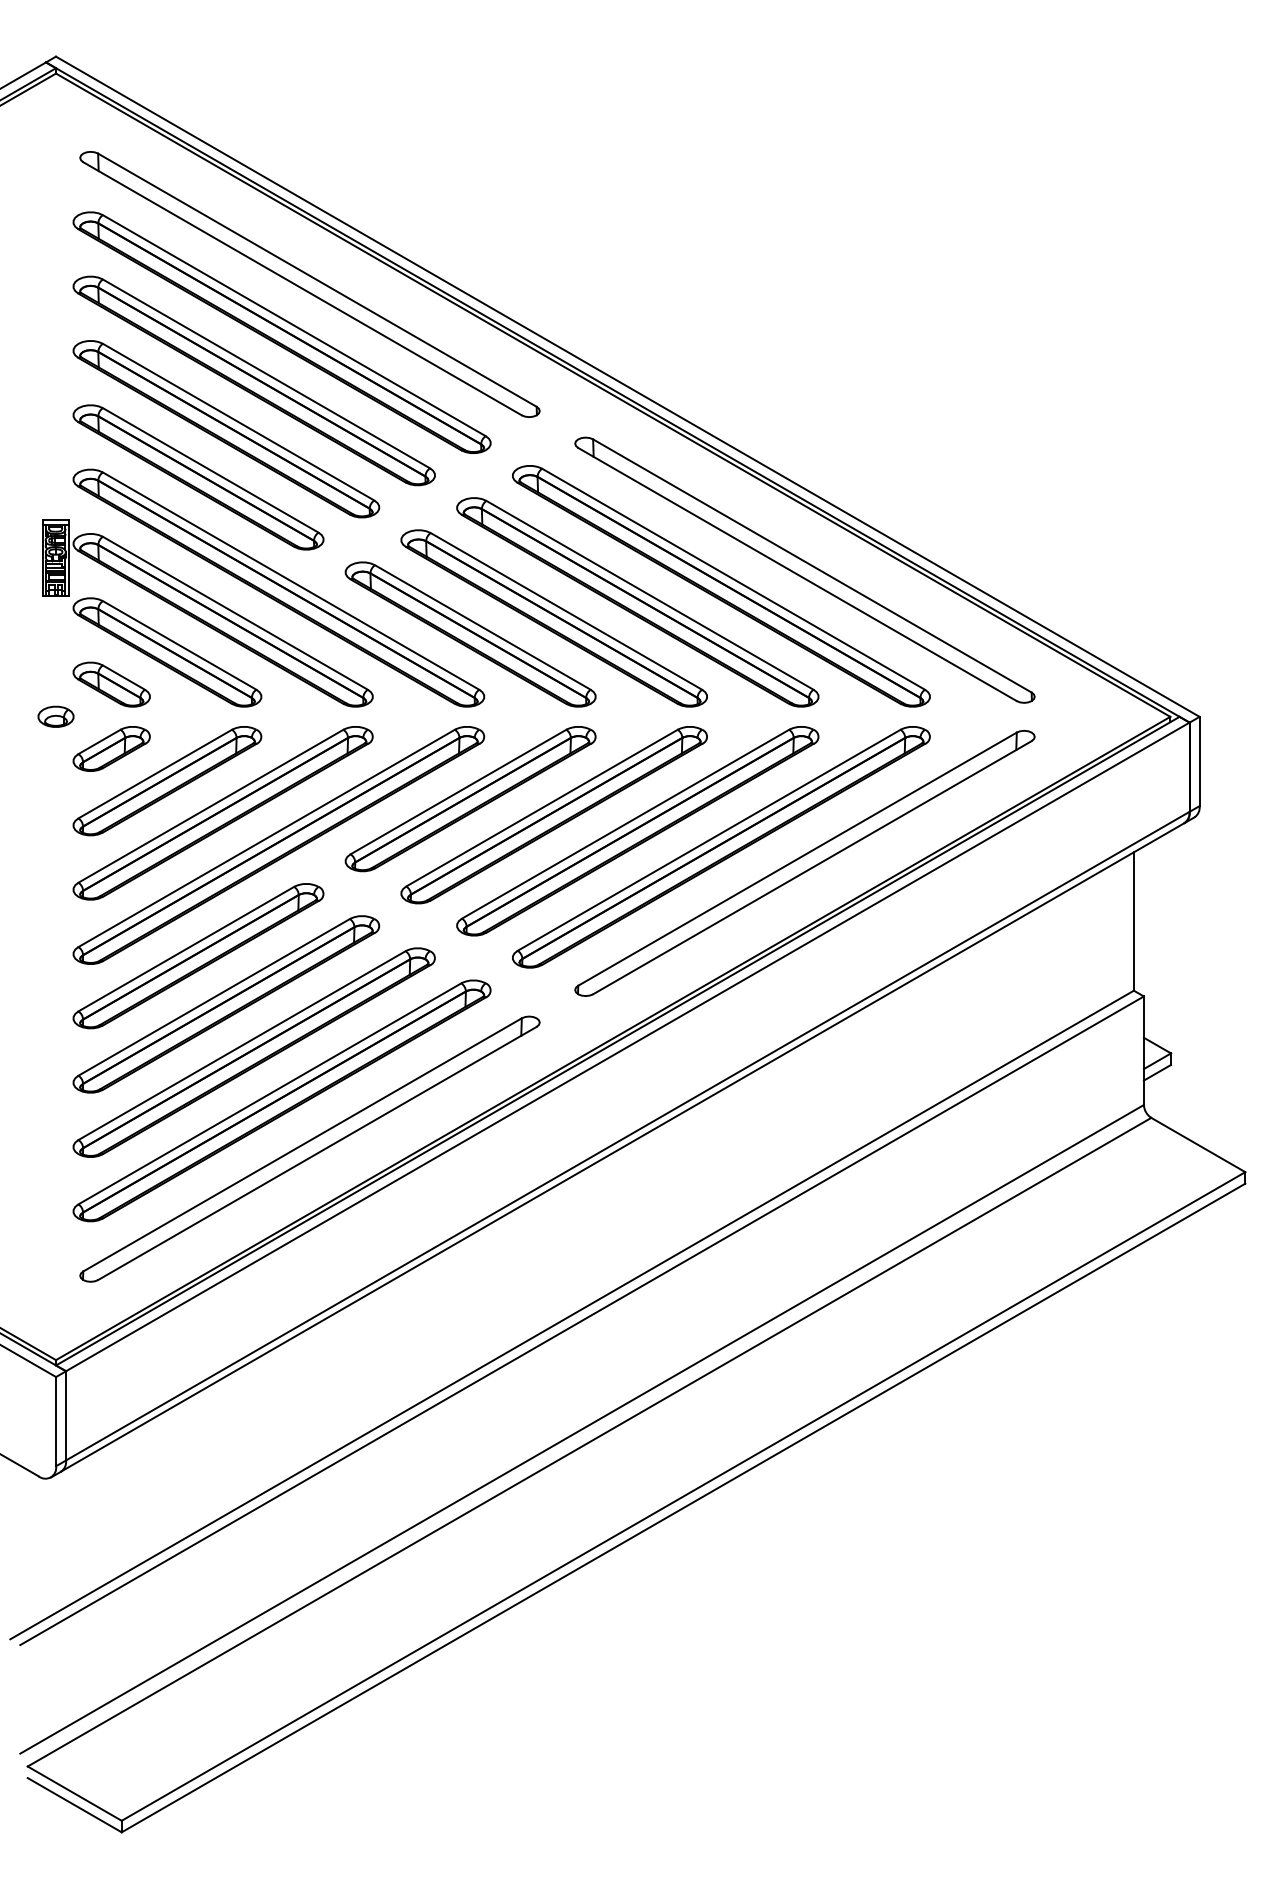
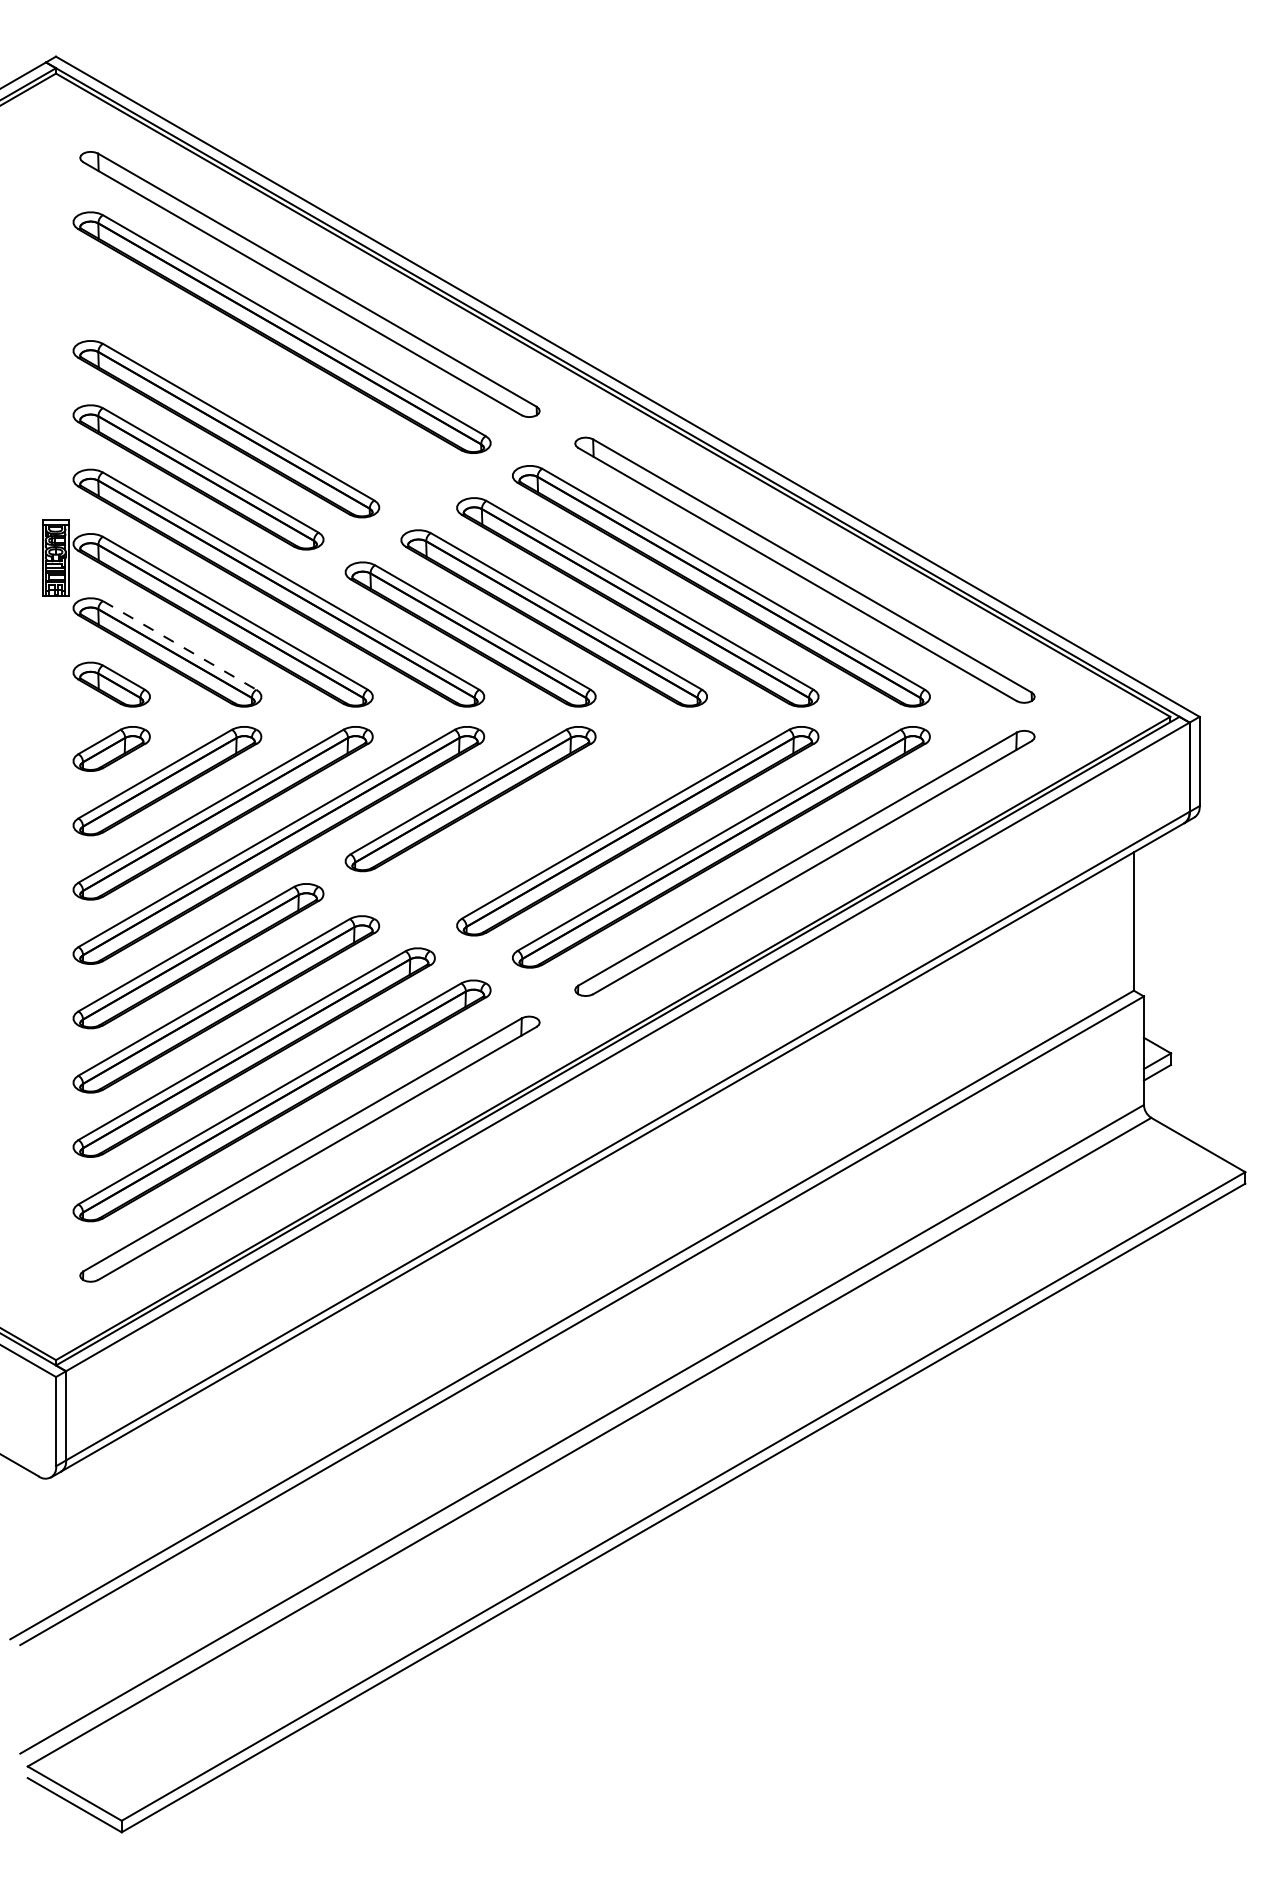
part: present -> none (253, 380)
line: solid -> dashed (179, 645)
part: present -> none (55, 716)
part: present -> none (553, 815)
